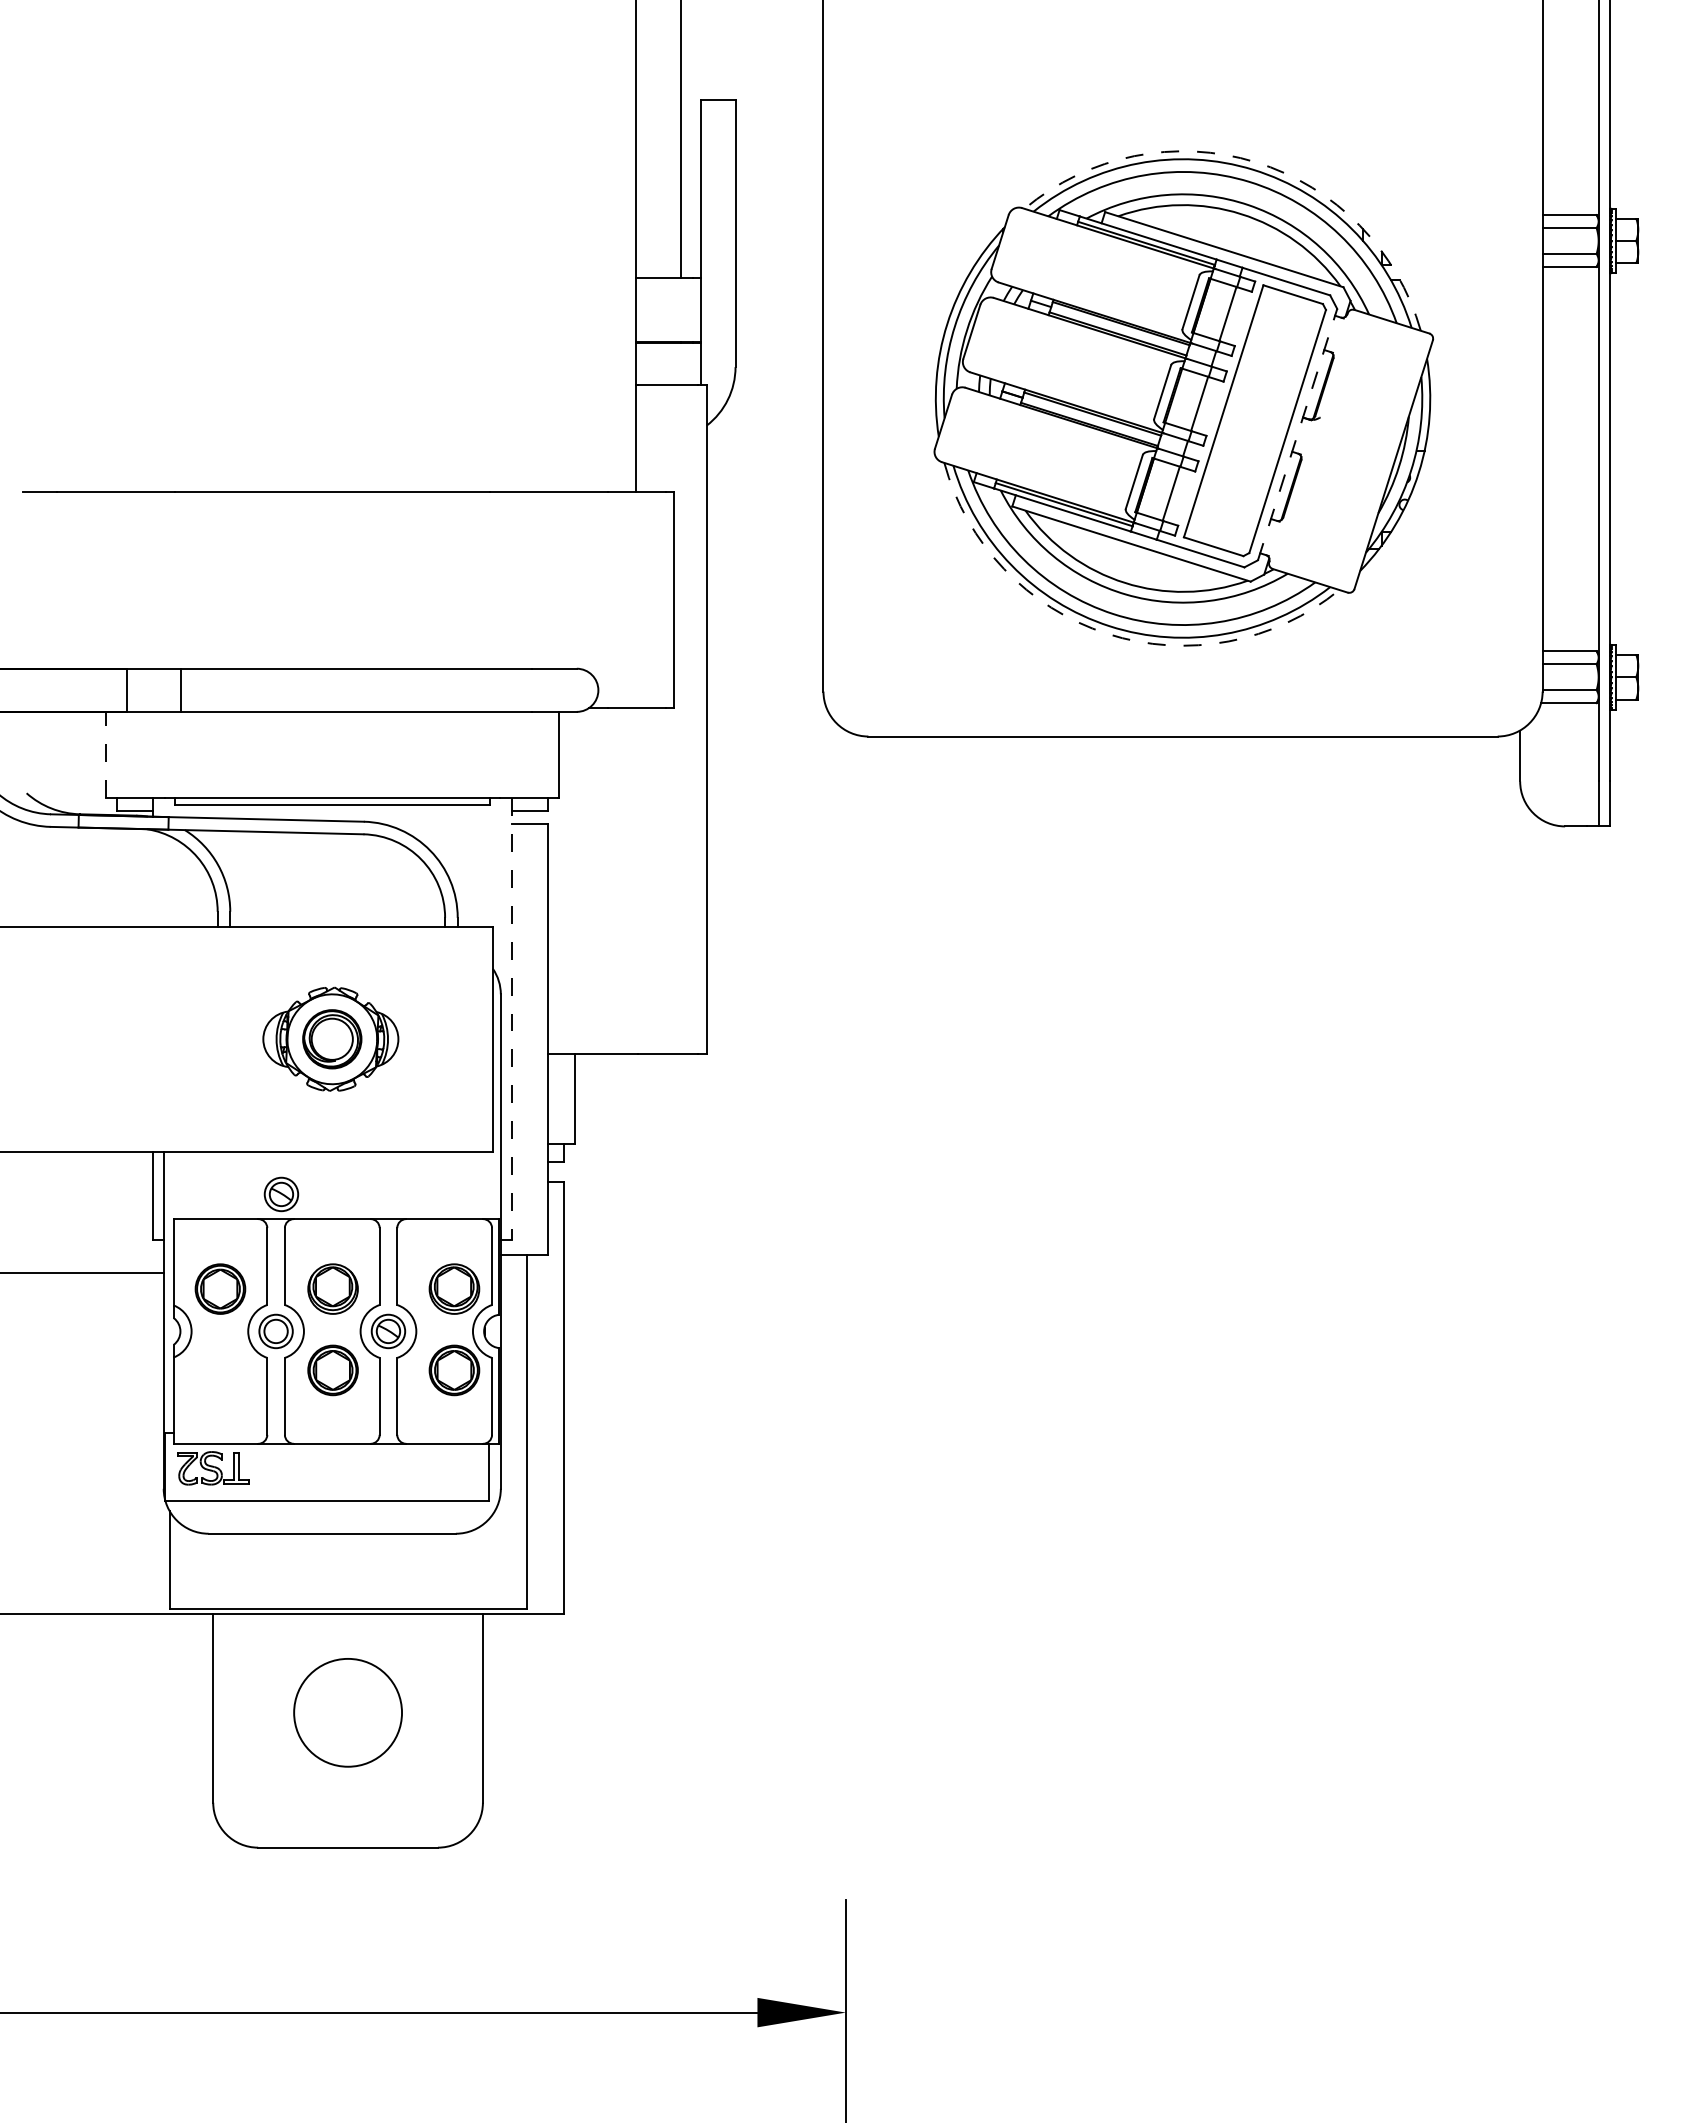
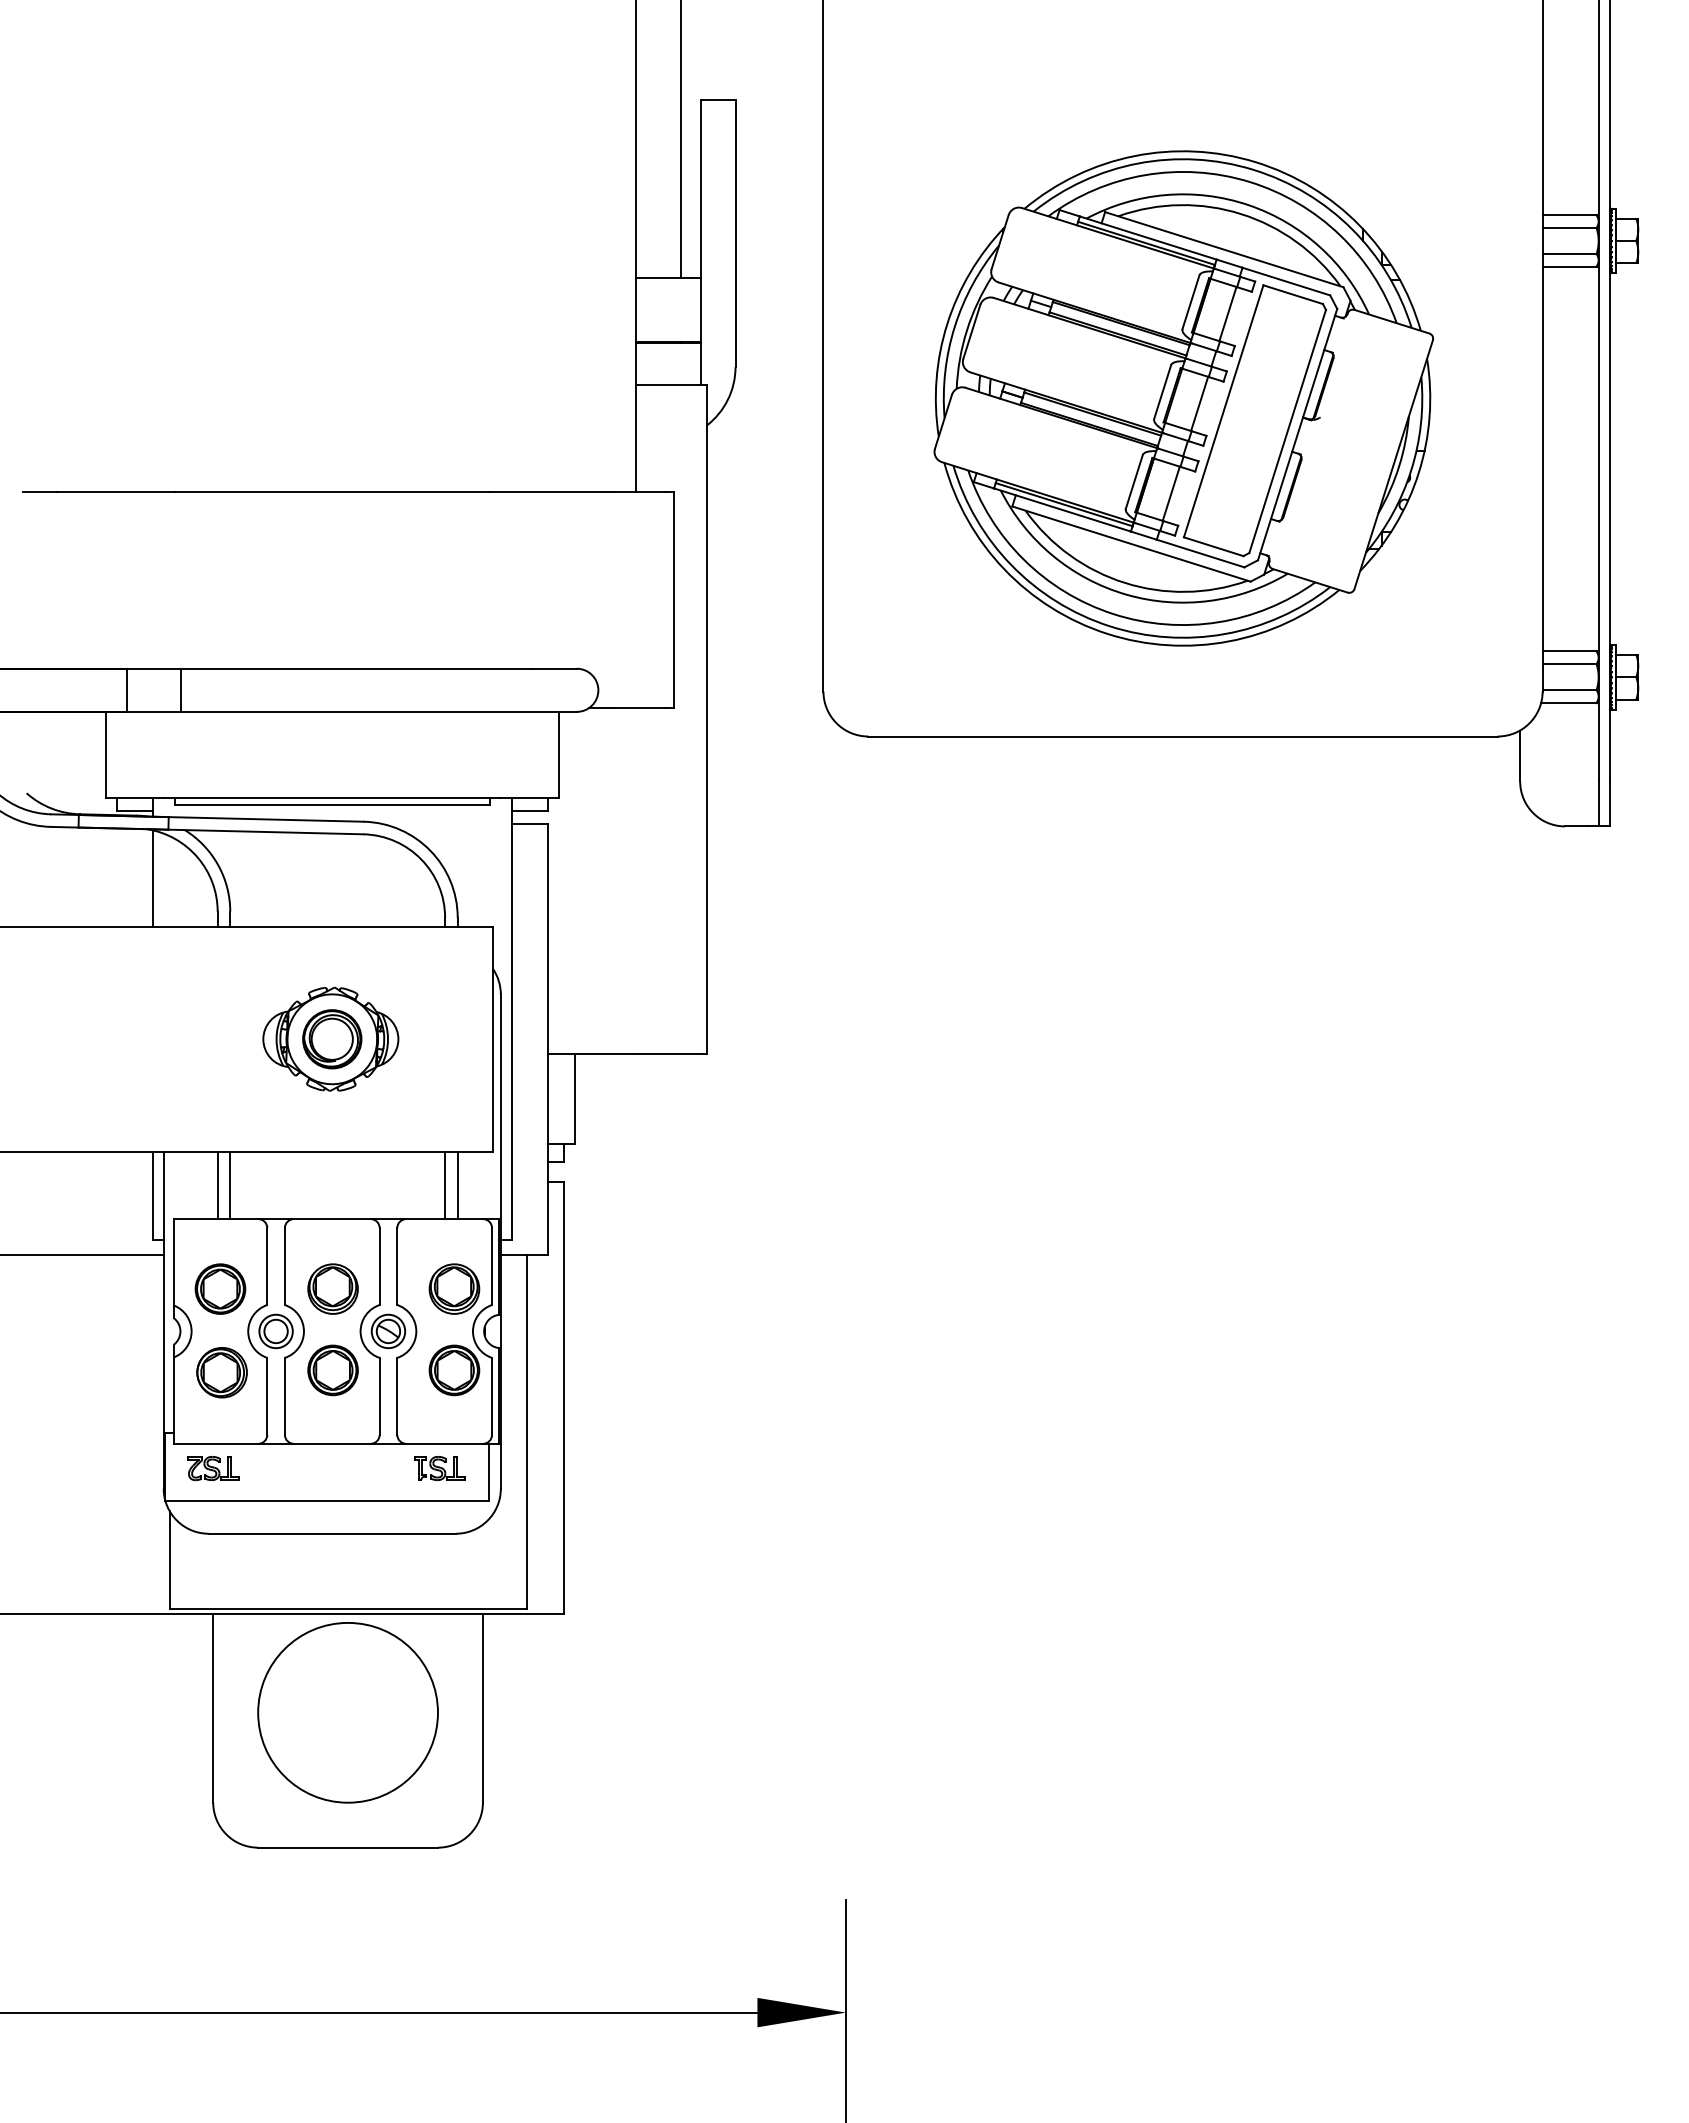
arc: dashed -> solid (1255, 162)
line: dashed -> solid (1297, 434)
arc: dashed -> solid (1107, 633)
line: dashed -> solid (105, 754)
line: none -> present (152, 878)
line: dashed -> solid (512, 1019)
line: none -> present (217, 1185)
line: none -> present (230, 1185)
line: none -> present (445, 1185)
line: none -> present (457, 1185)
part: present -> none (281, 1194)
line position: (82, 1273) -> (82, 1255) (82, 1255)
part: none -> present (221, 1372)
part size: 73x35 px -> 53x26 px (213, 1468)
part: none -> present (439, 1468)
circle diameter: 108 px -> 180 px (347, 1712)
